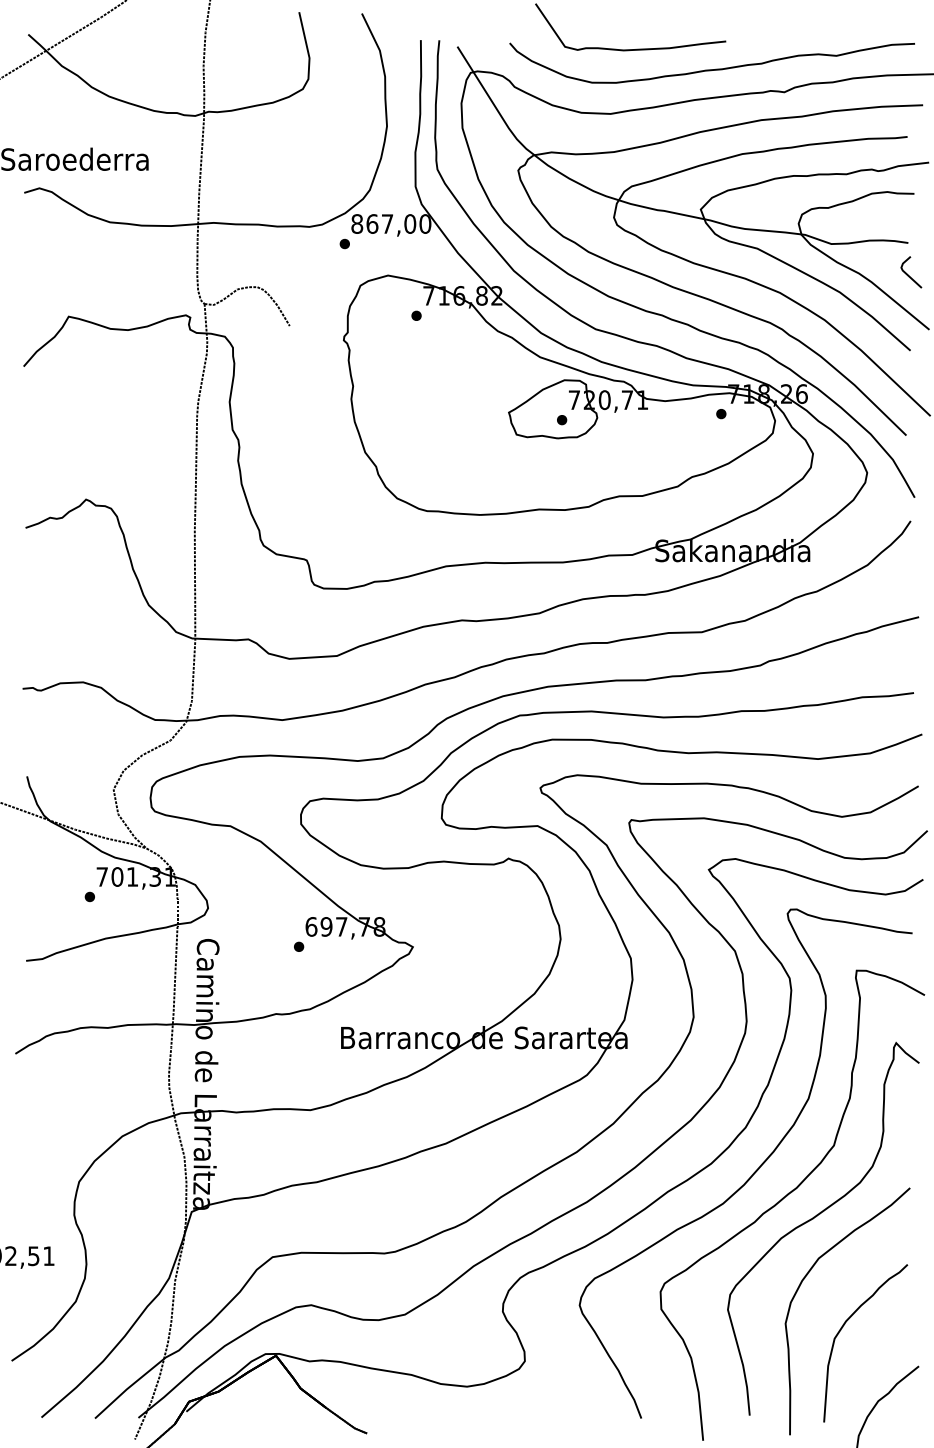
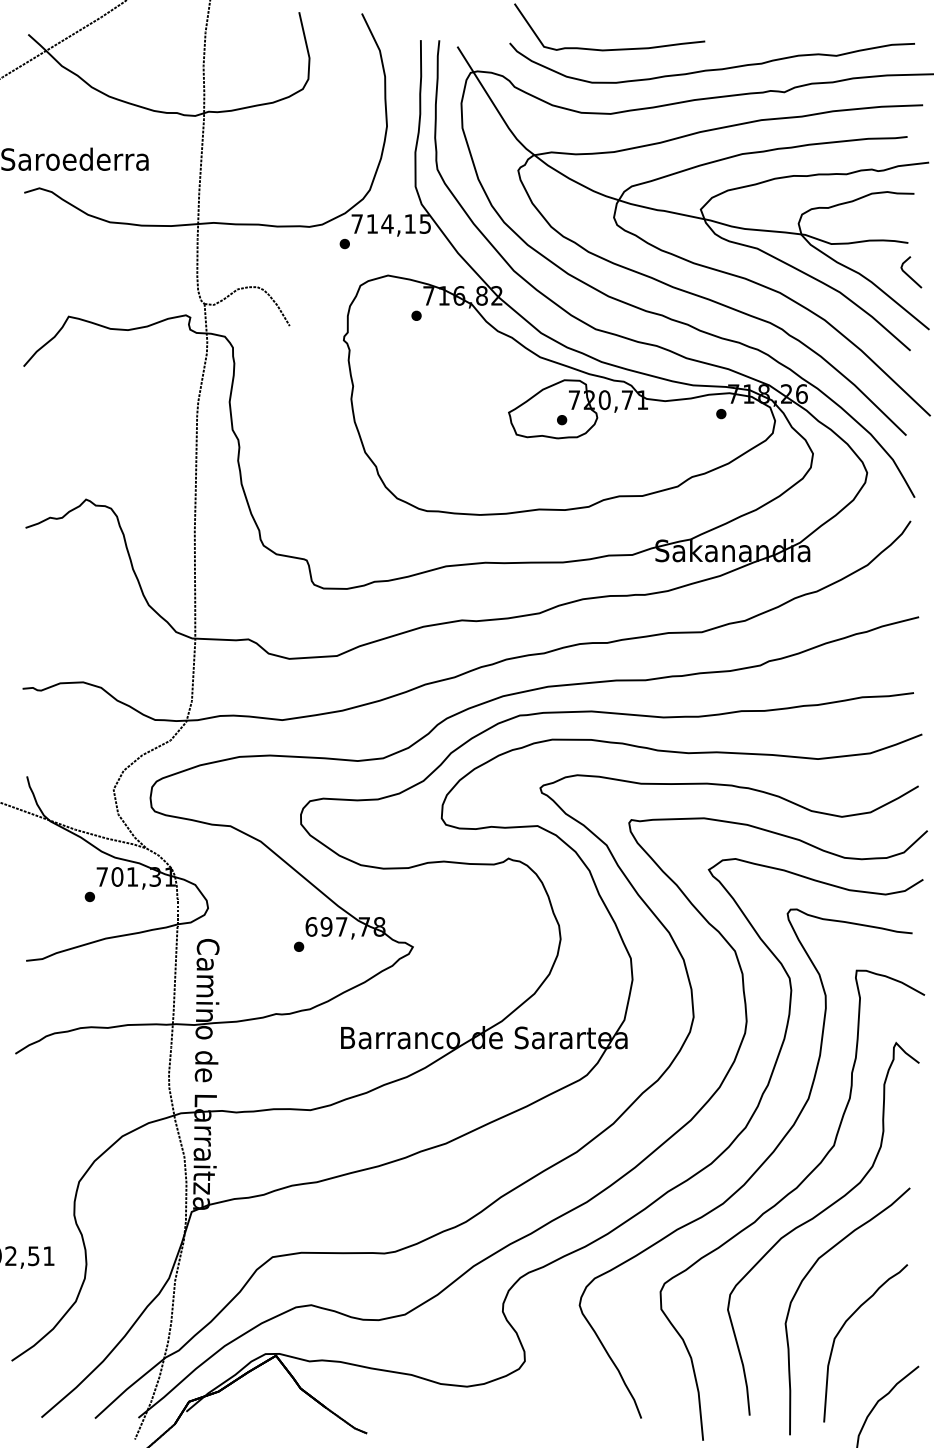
curve position: (636, 48) -> (615, 48) (615, 48)
text: 867,00 -> 714,15 (391, 223)
